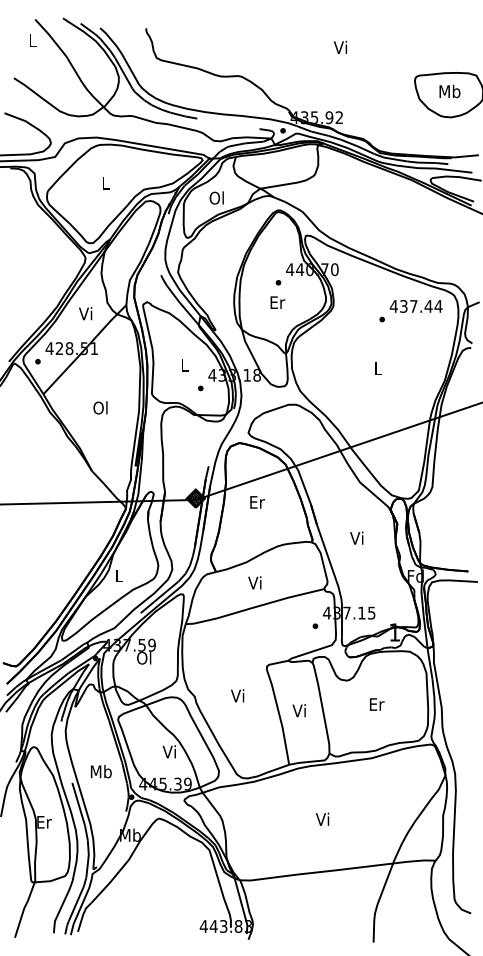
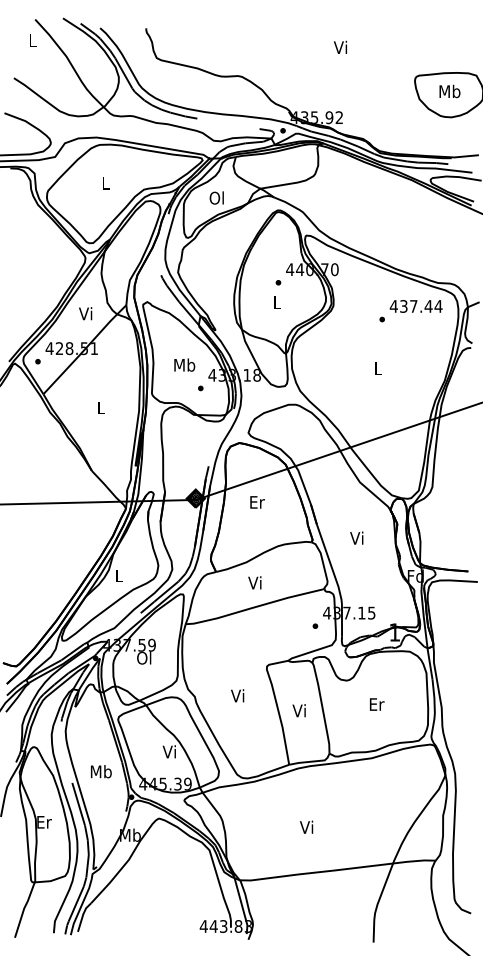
text: Er -> L (277, 302)
text: L -> Mb (184, 364)
text: Ol -> L (100, 407)
text position: (322, 818) -> (306, 826) (306, 826)
